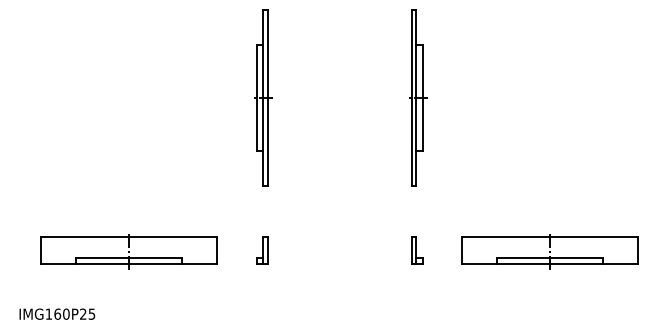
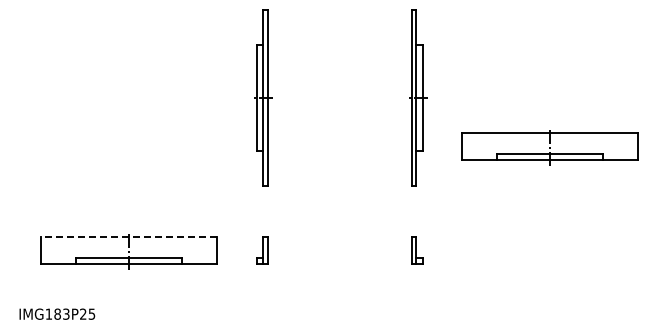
line: solid -> dashed (128, 236)
part position: (549, 251) -> (549, 147) (549, 147)
text: IMG160P25 -> IMG183P25 (61, 313)
